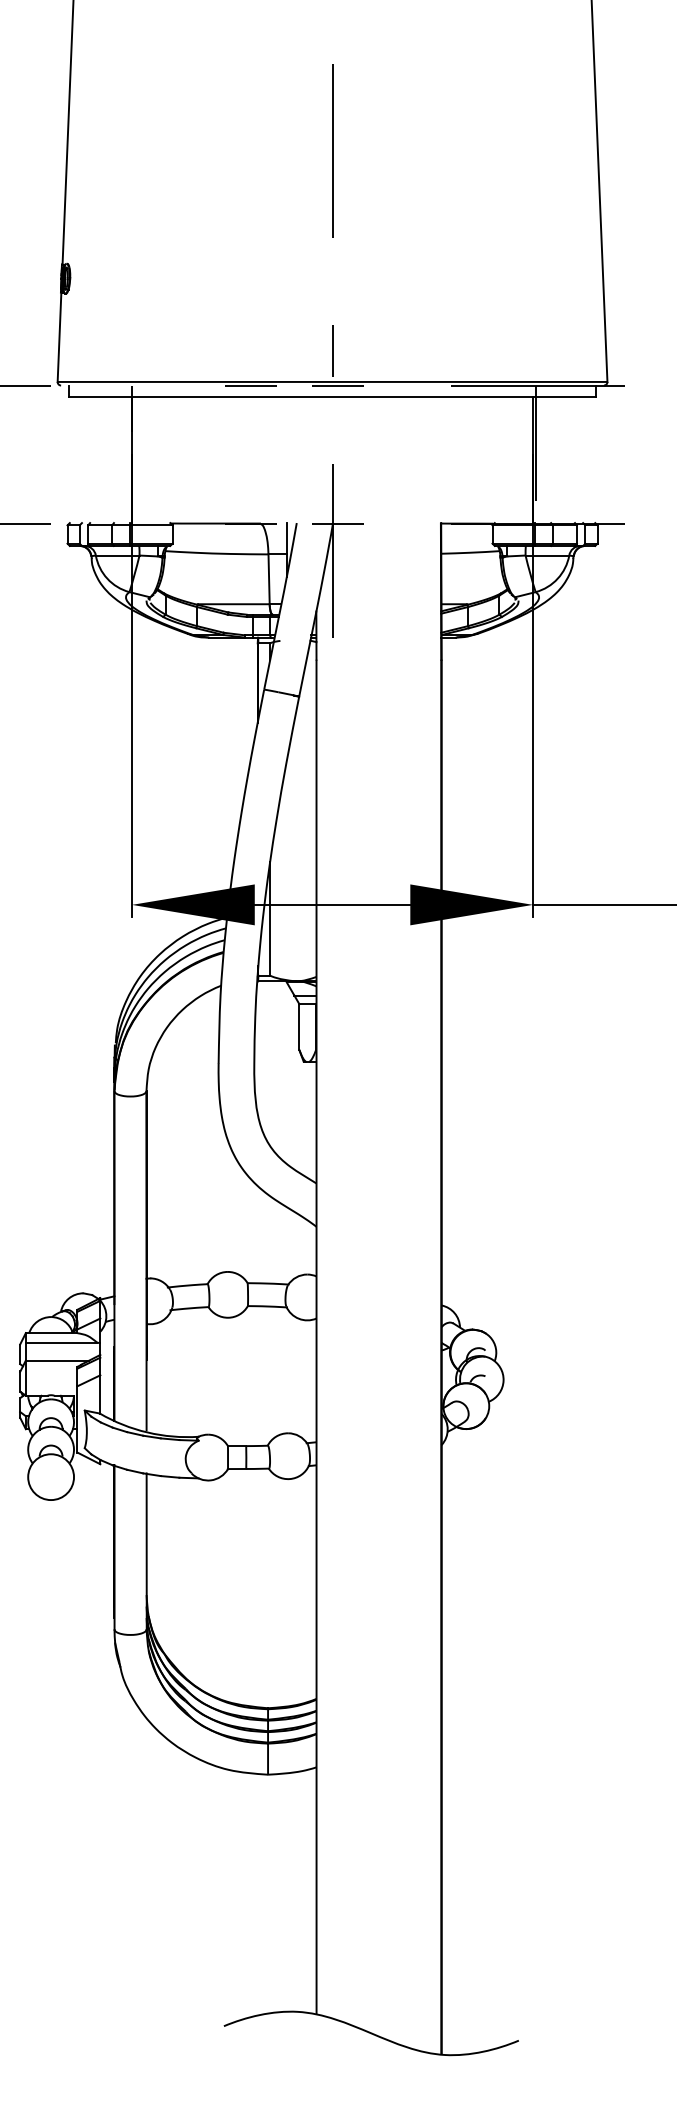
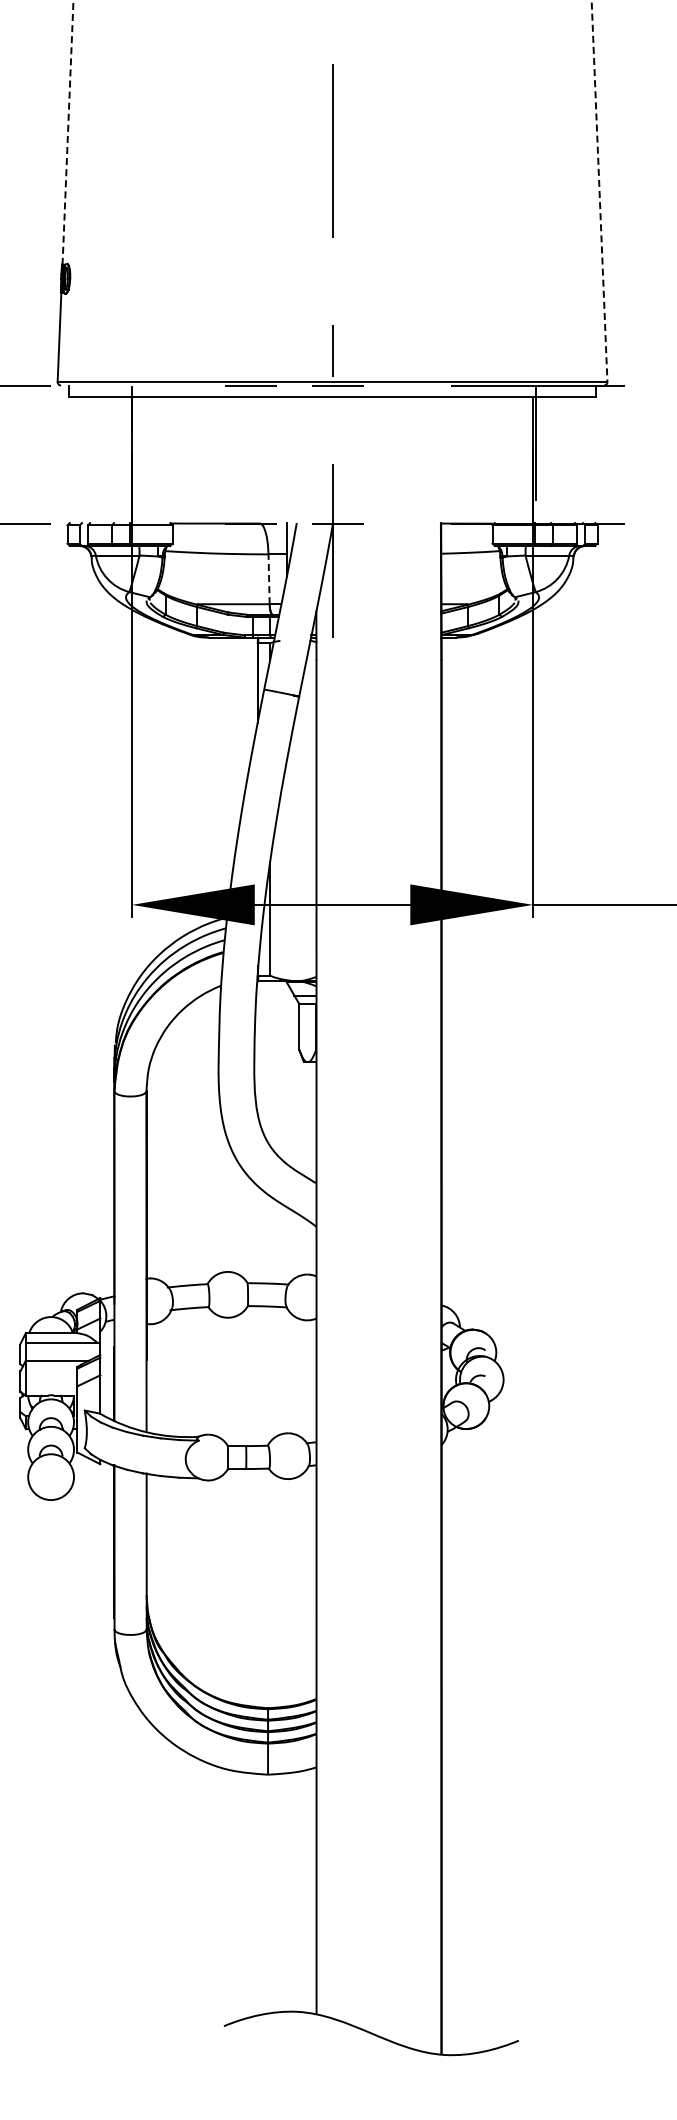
line: solid -> dashed (68, 132)
line: solid -> dashed (599, 191)
line: solid -> dashed (269, 579)
